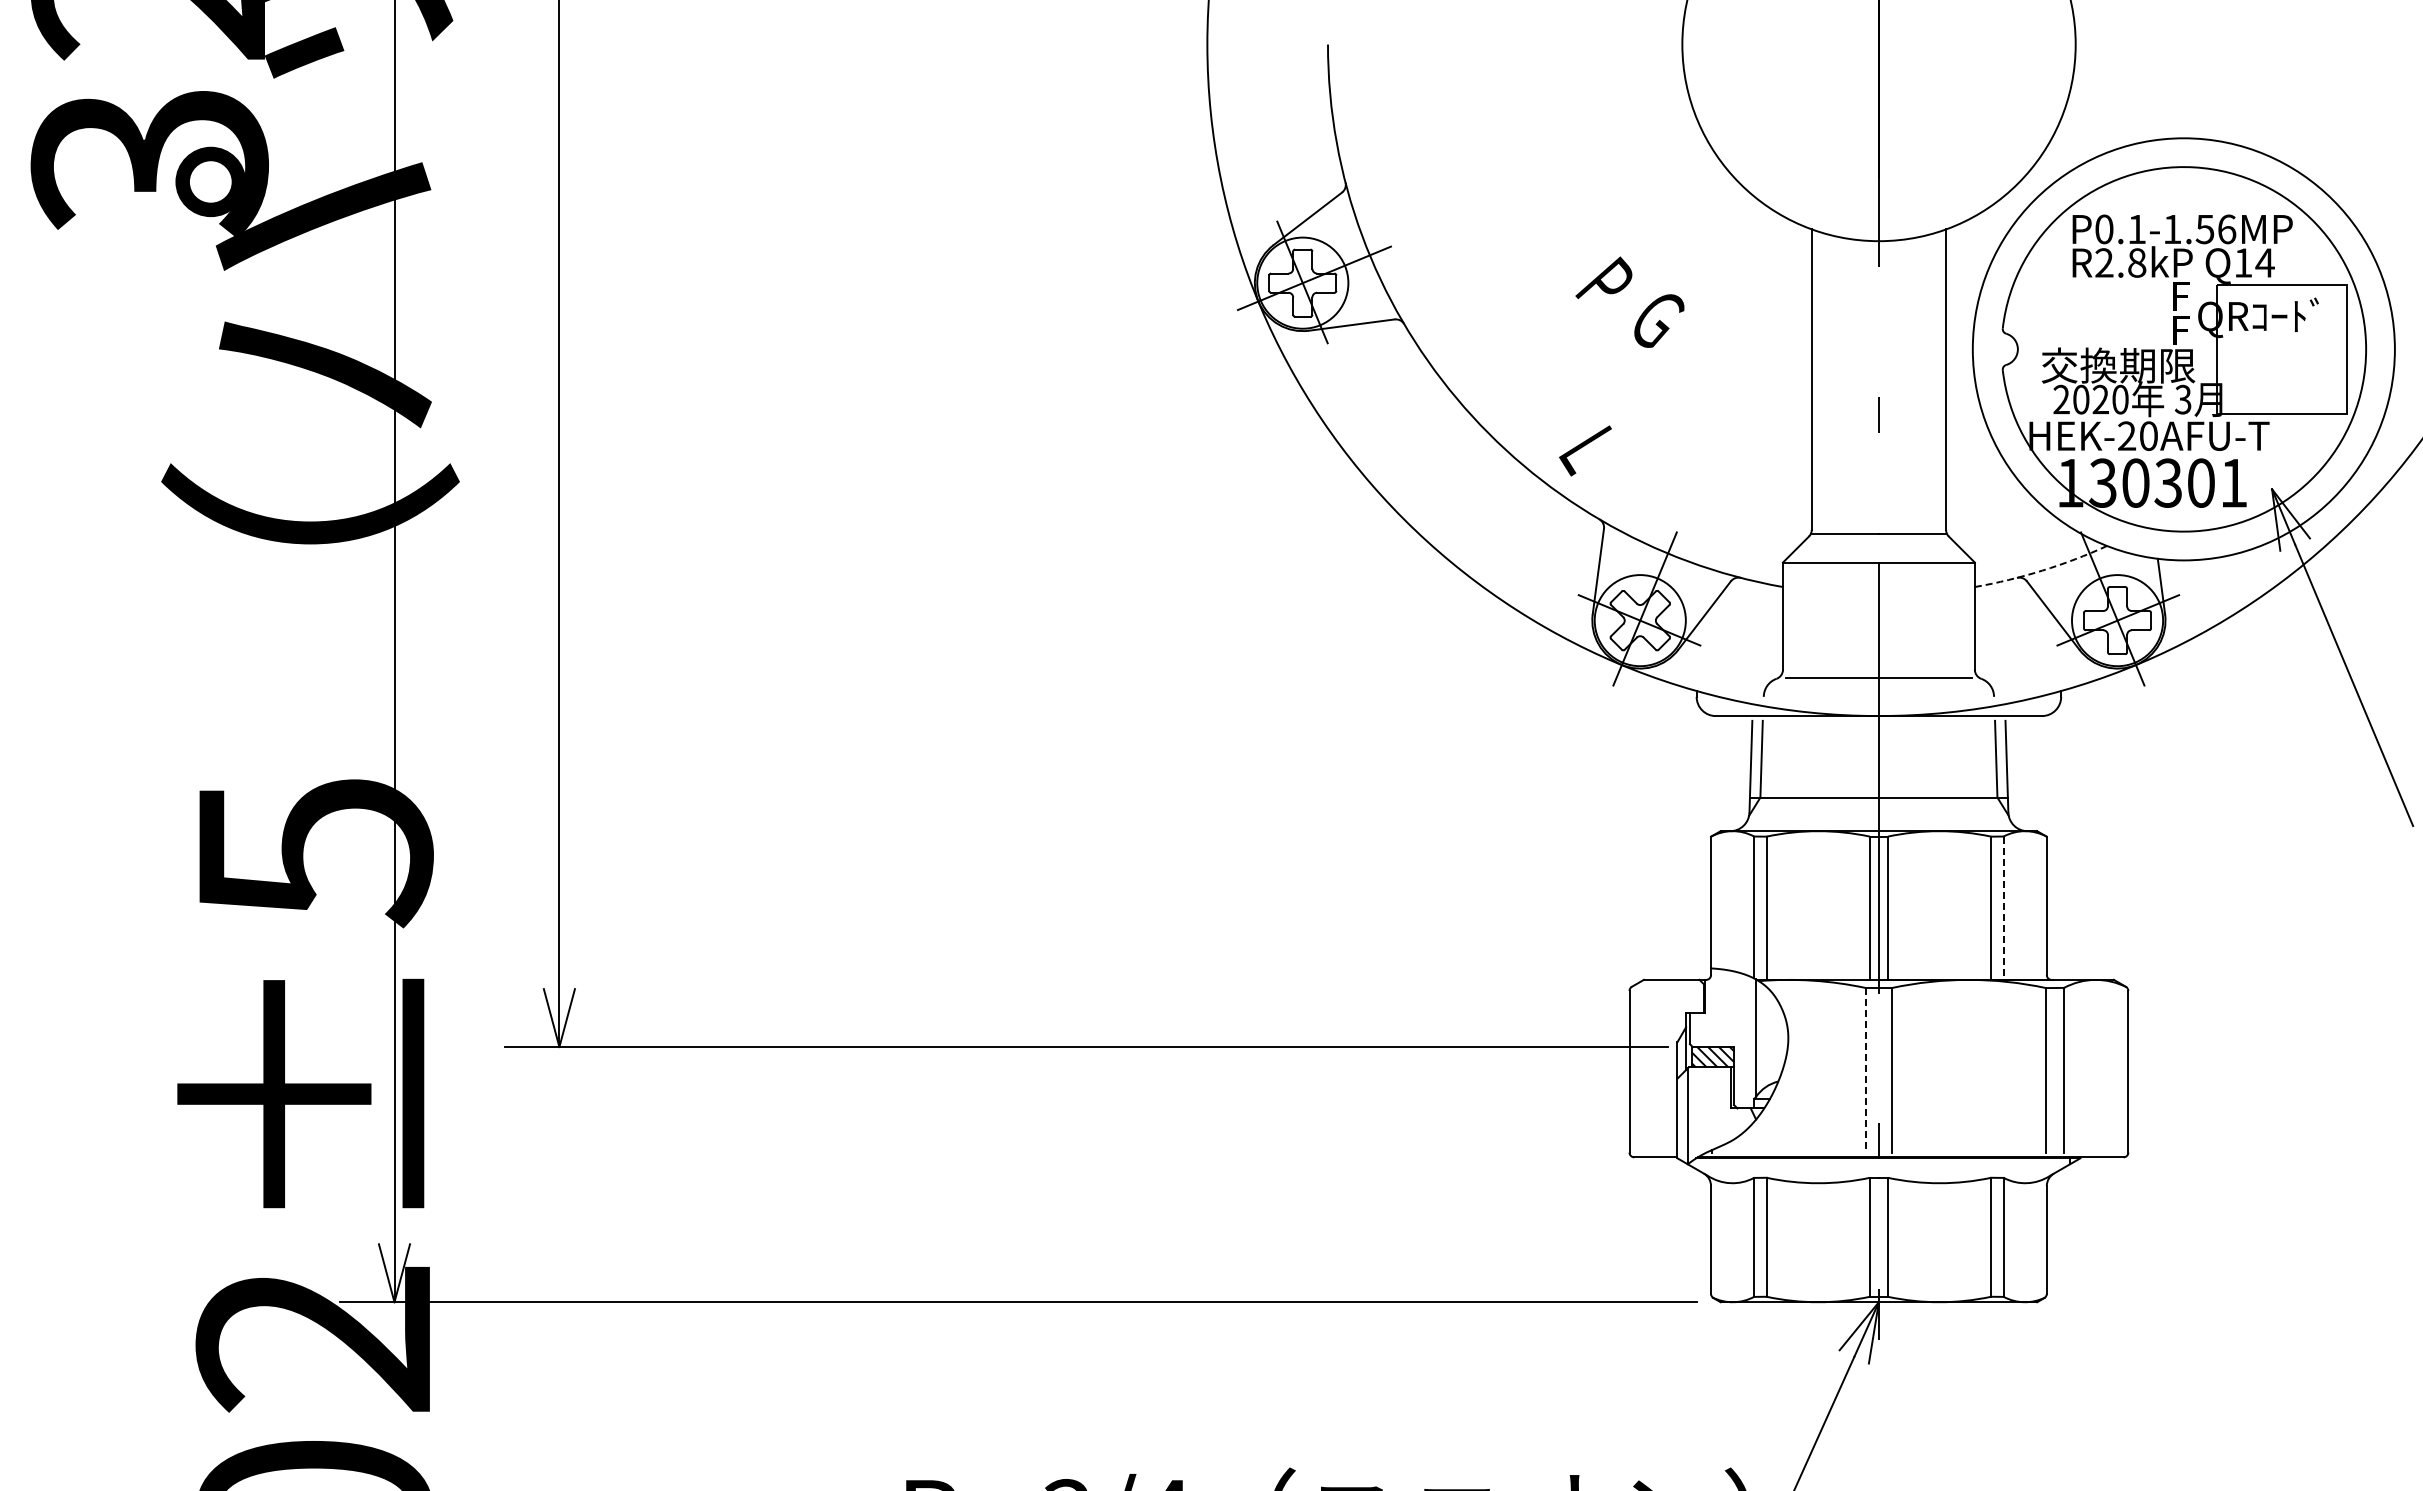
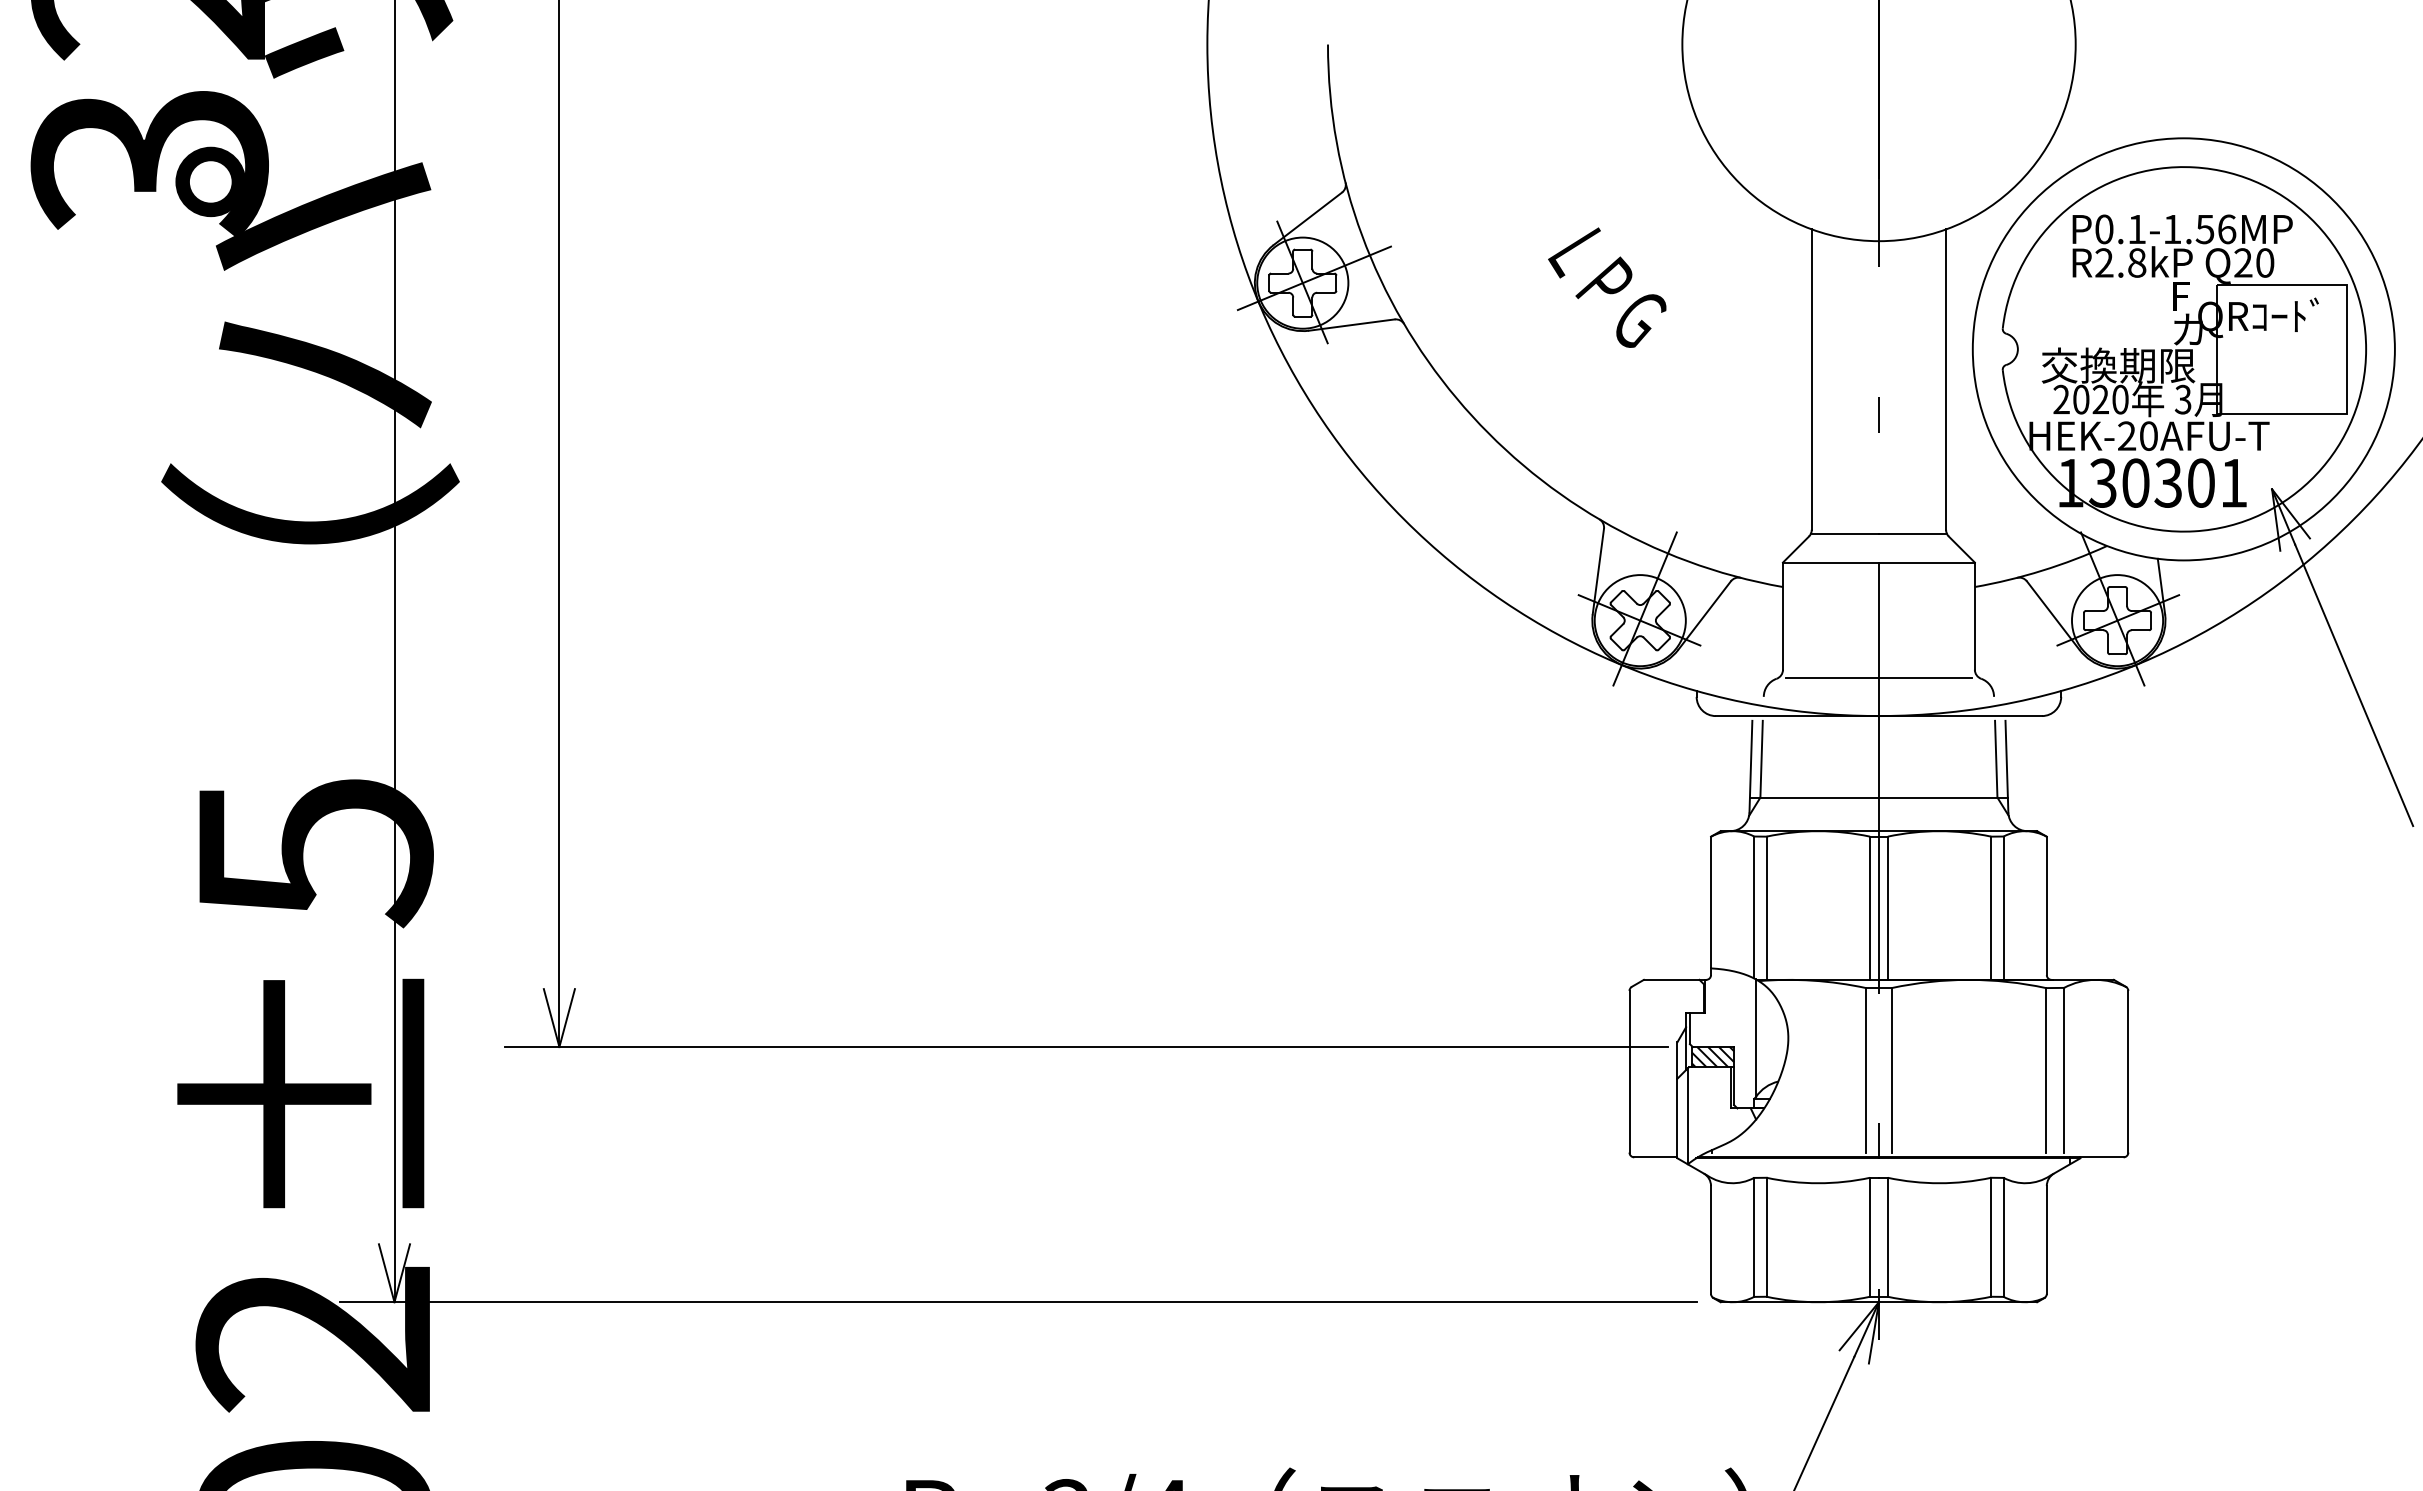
text: Q14 -> Q20 (2254, 262)
text position: (1659, 320) -> (1641, 320) (1641, 320)
text: F -> カ (2187, 329)
text position: (1585, 450) -> (1574, 252) (1574, 252)
arc: dashed -> solid (2042, 570)
line: dashed -> solid (2003, 908)
line: dashed -> solid (1866, 1070)
